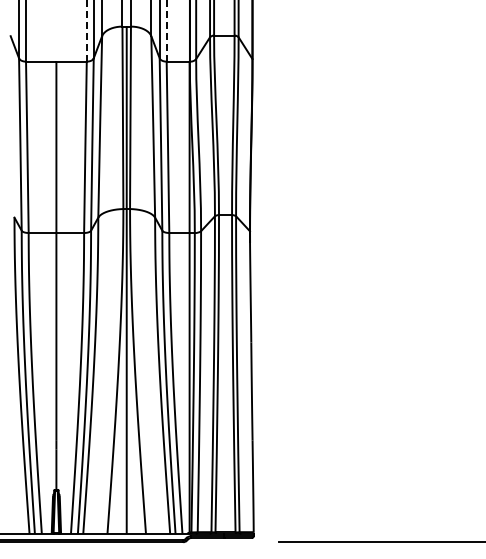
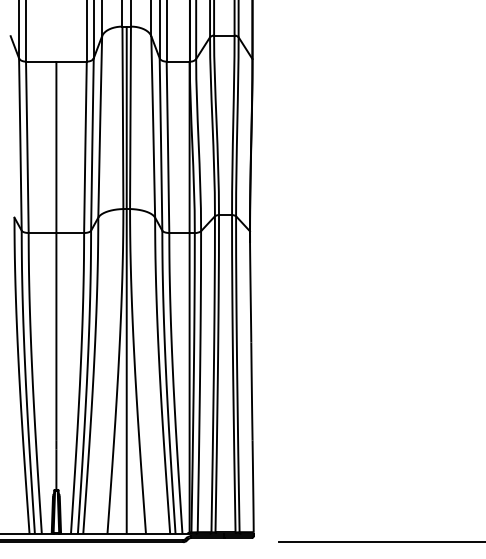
line: dashed -> solid (86, 30)
line: dashed -> solid (166, 30)
